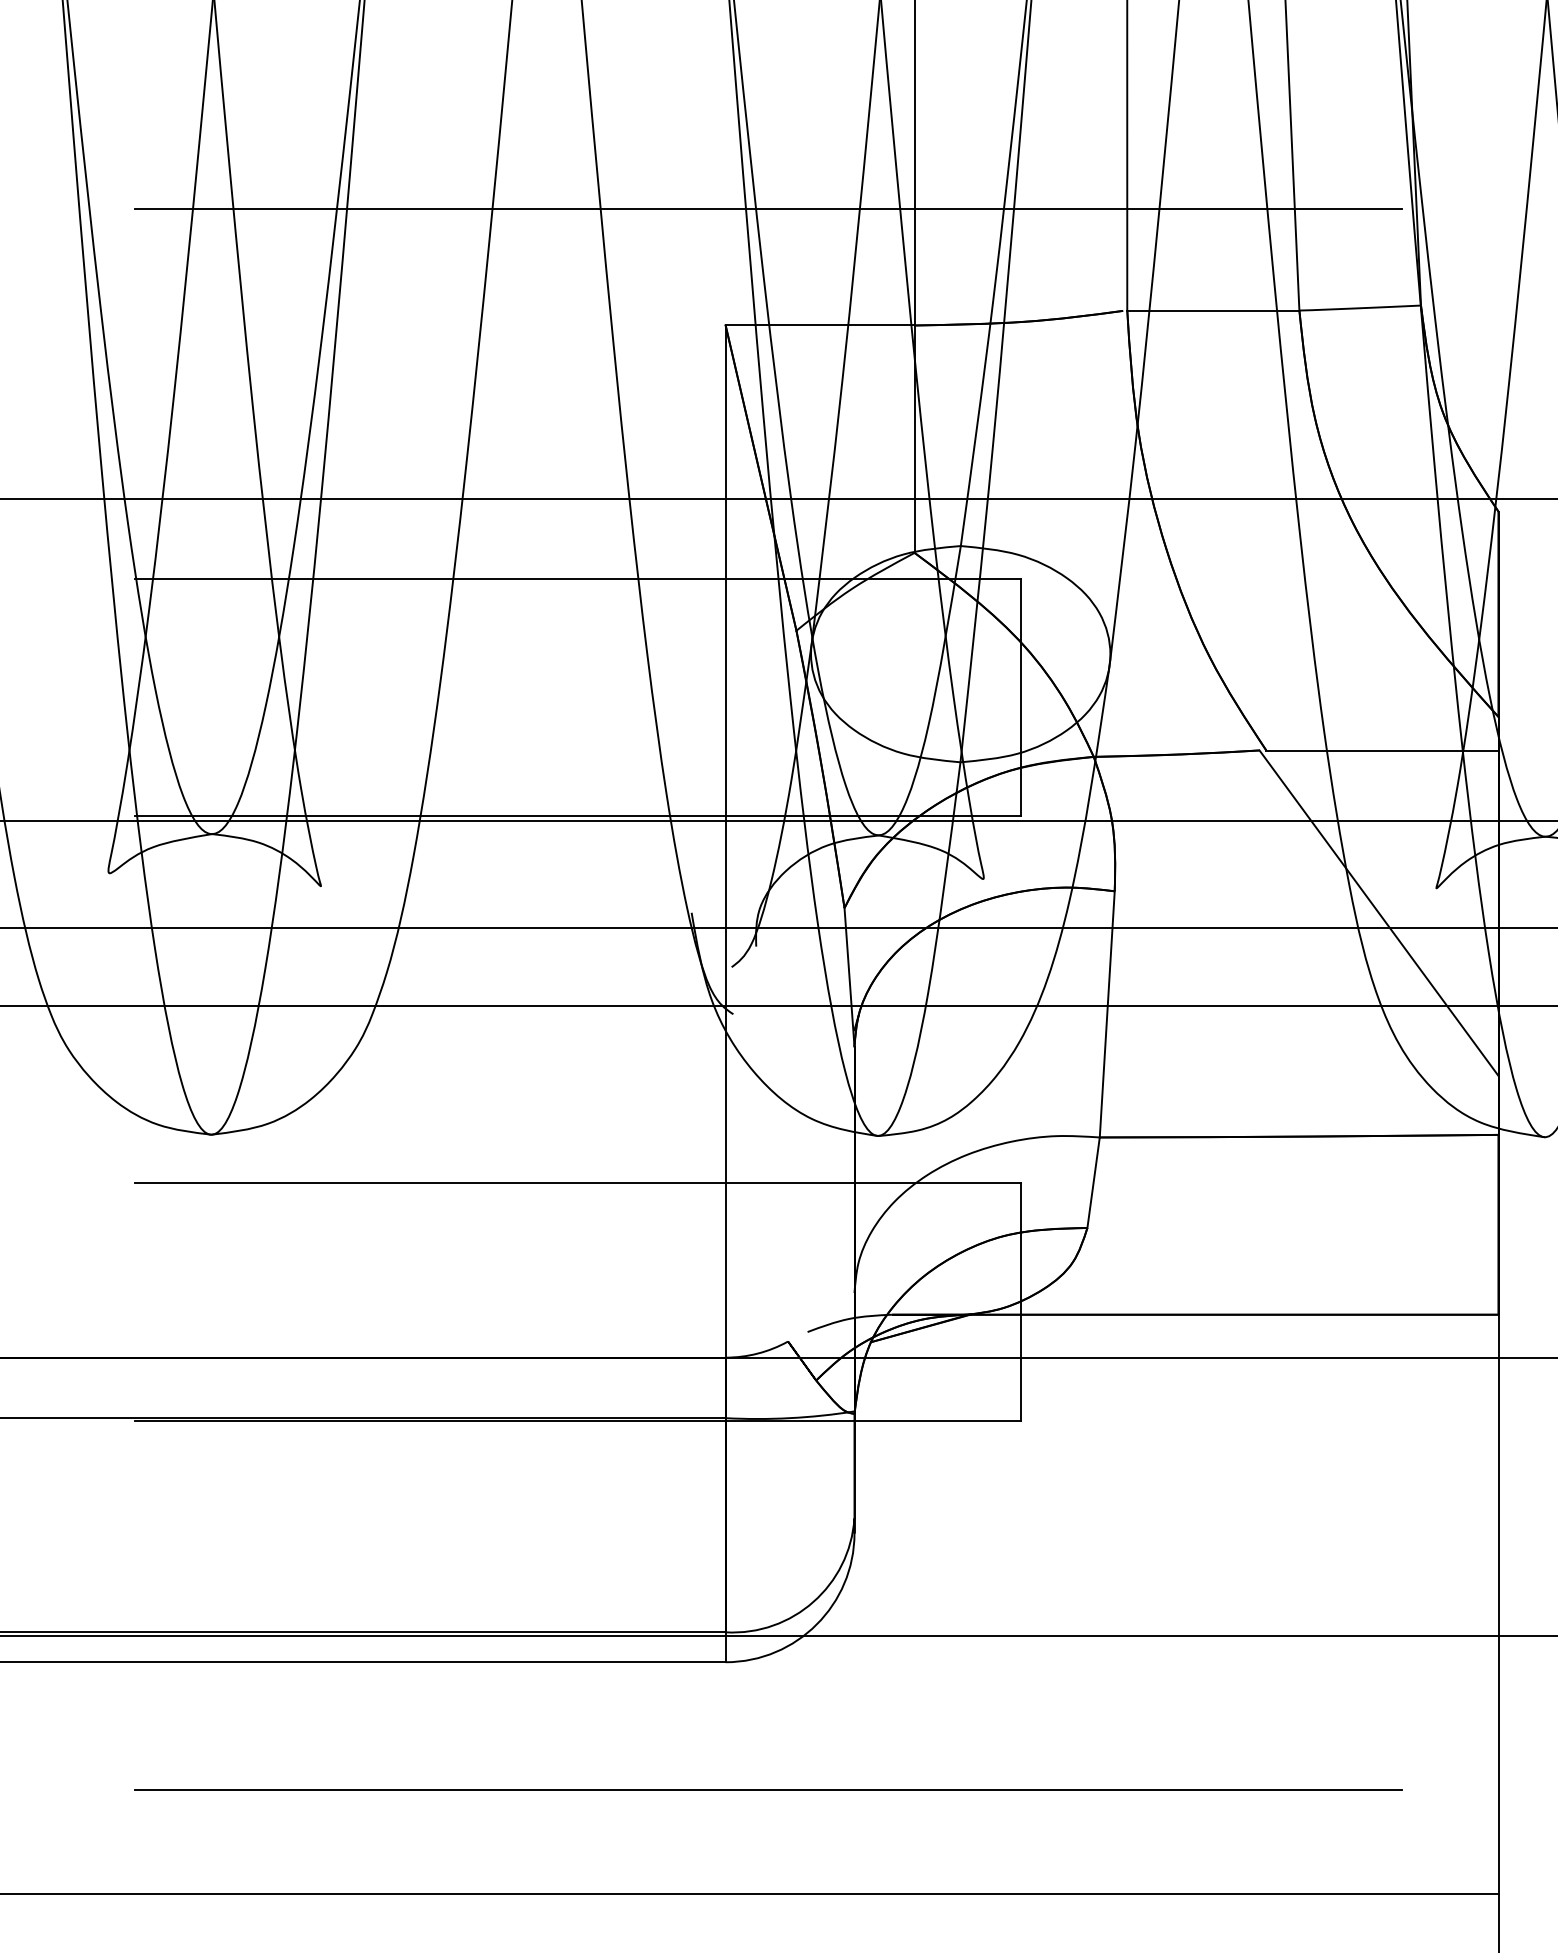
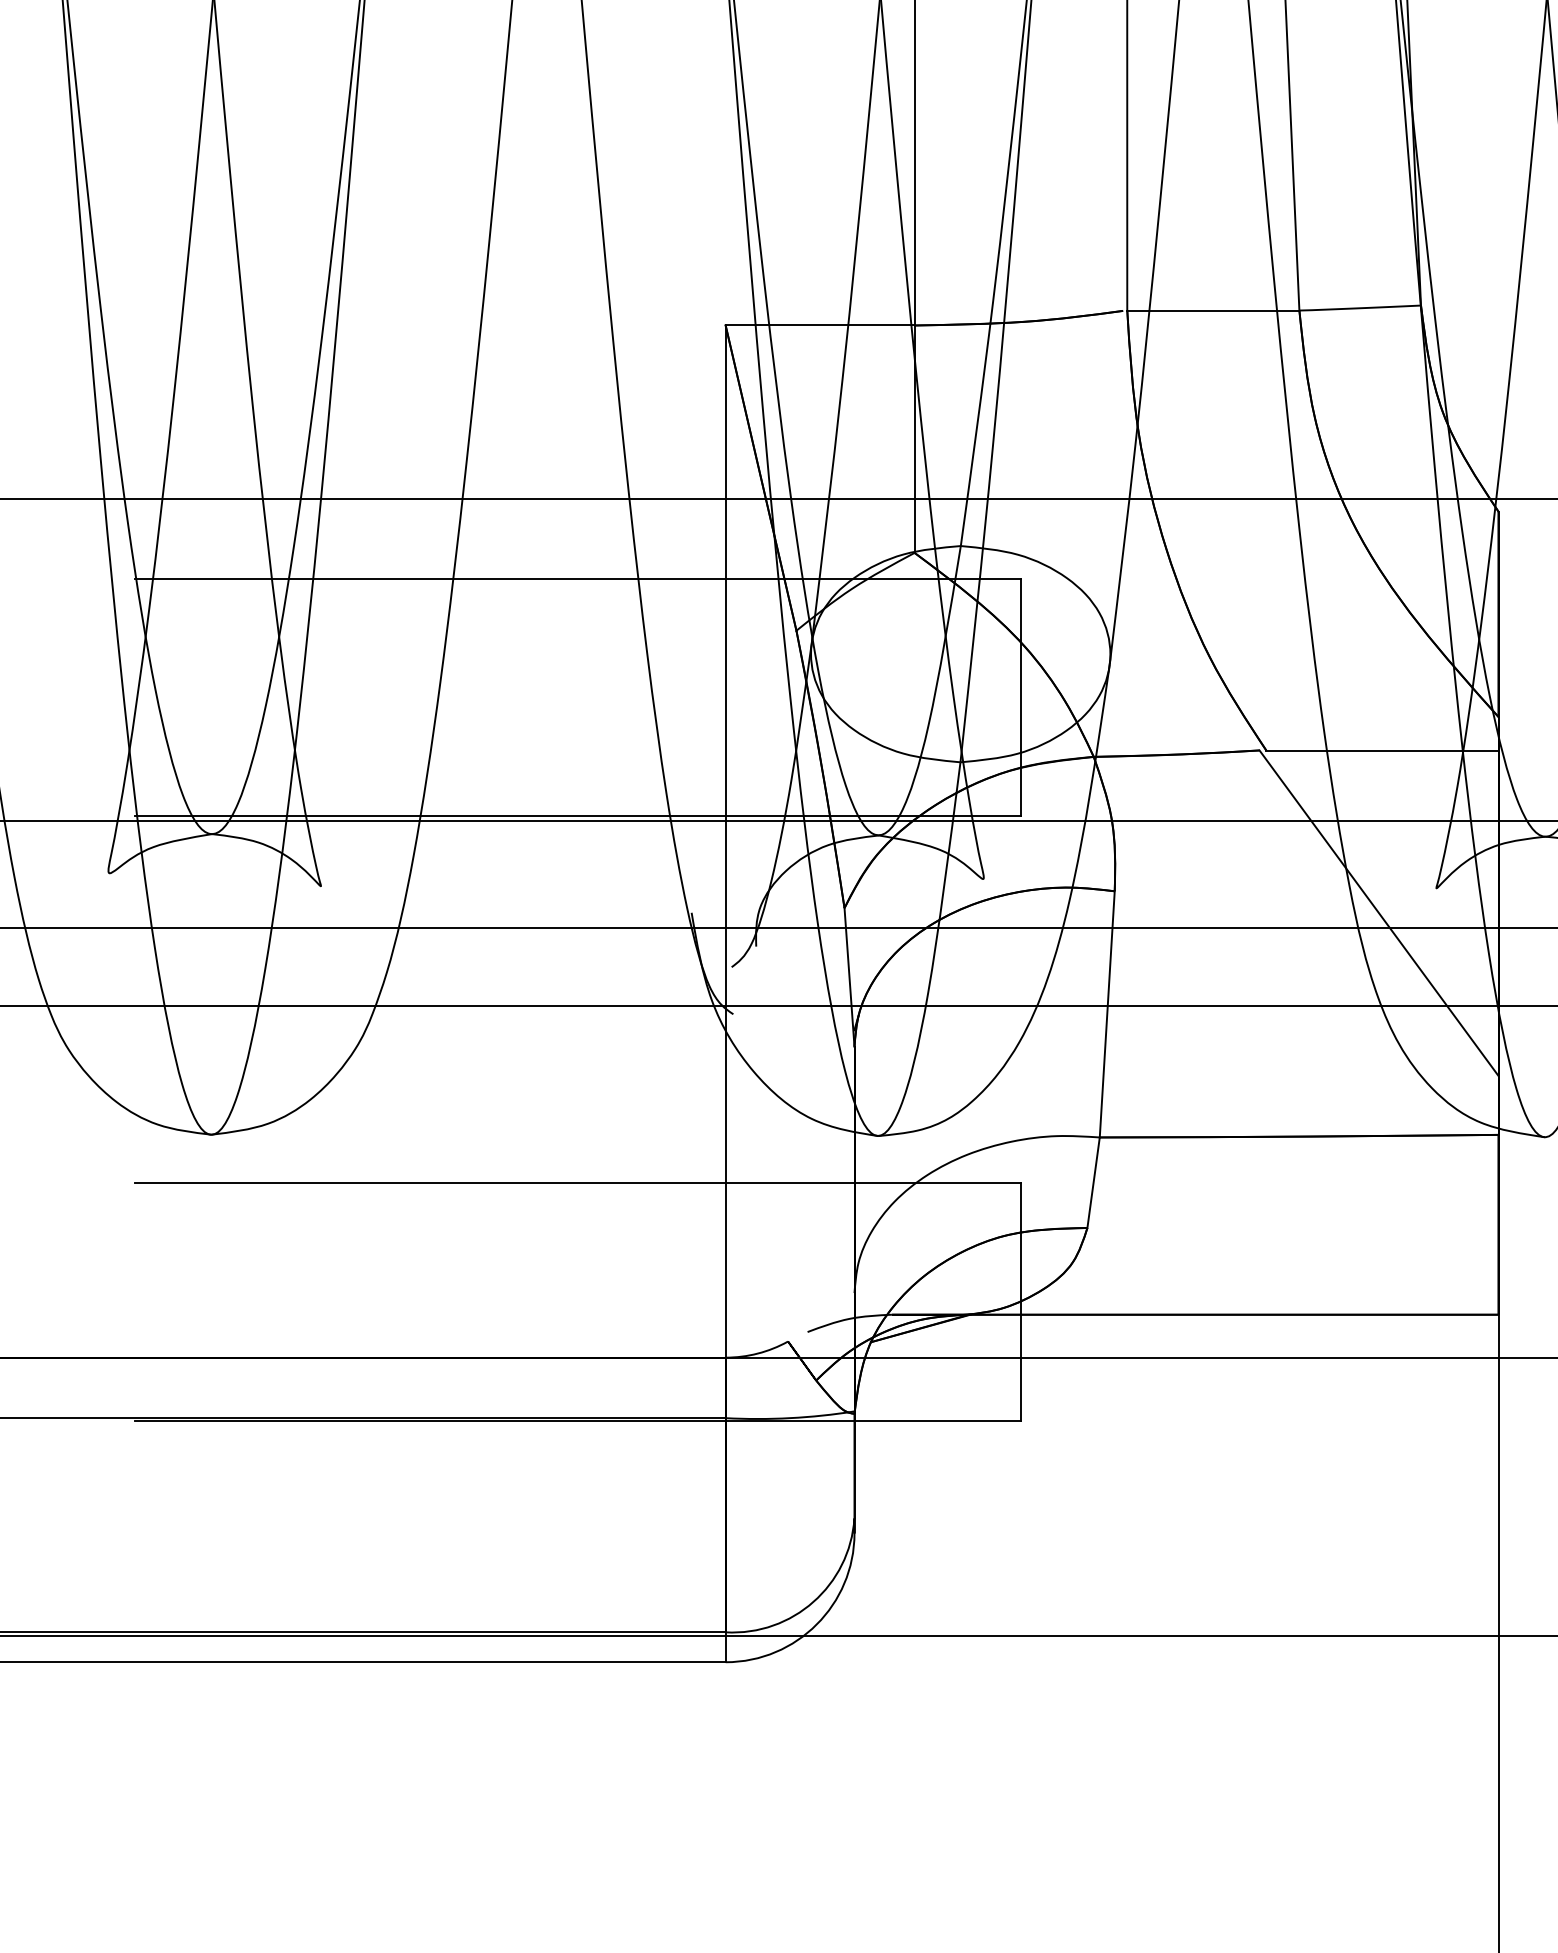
line: present -> none (768, 208)
line: present -> none (768, 1790)
line: present -> none (750, 1894)
